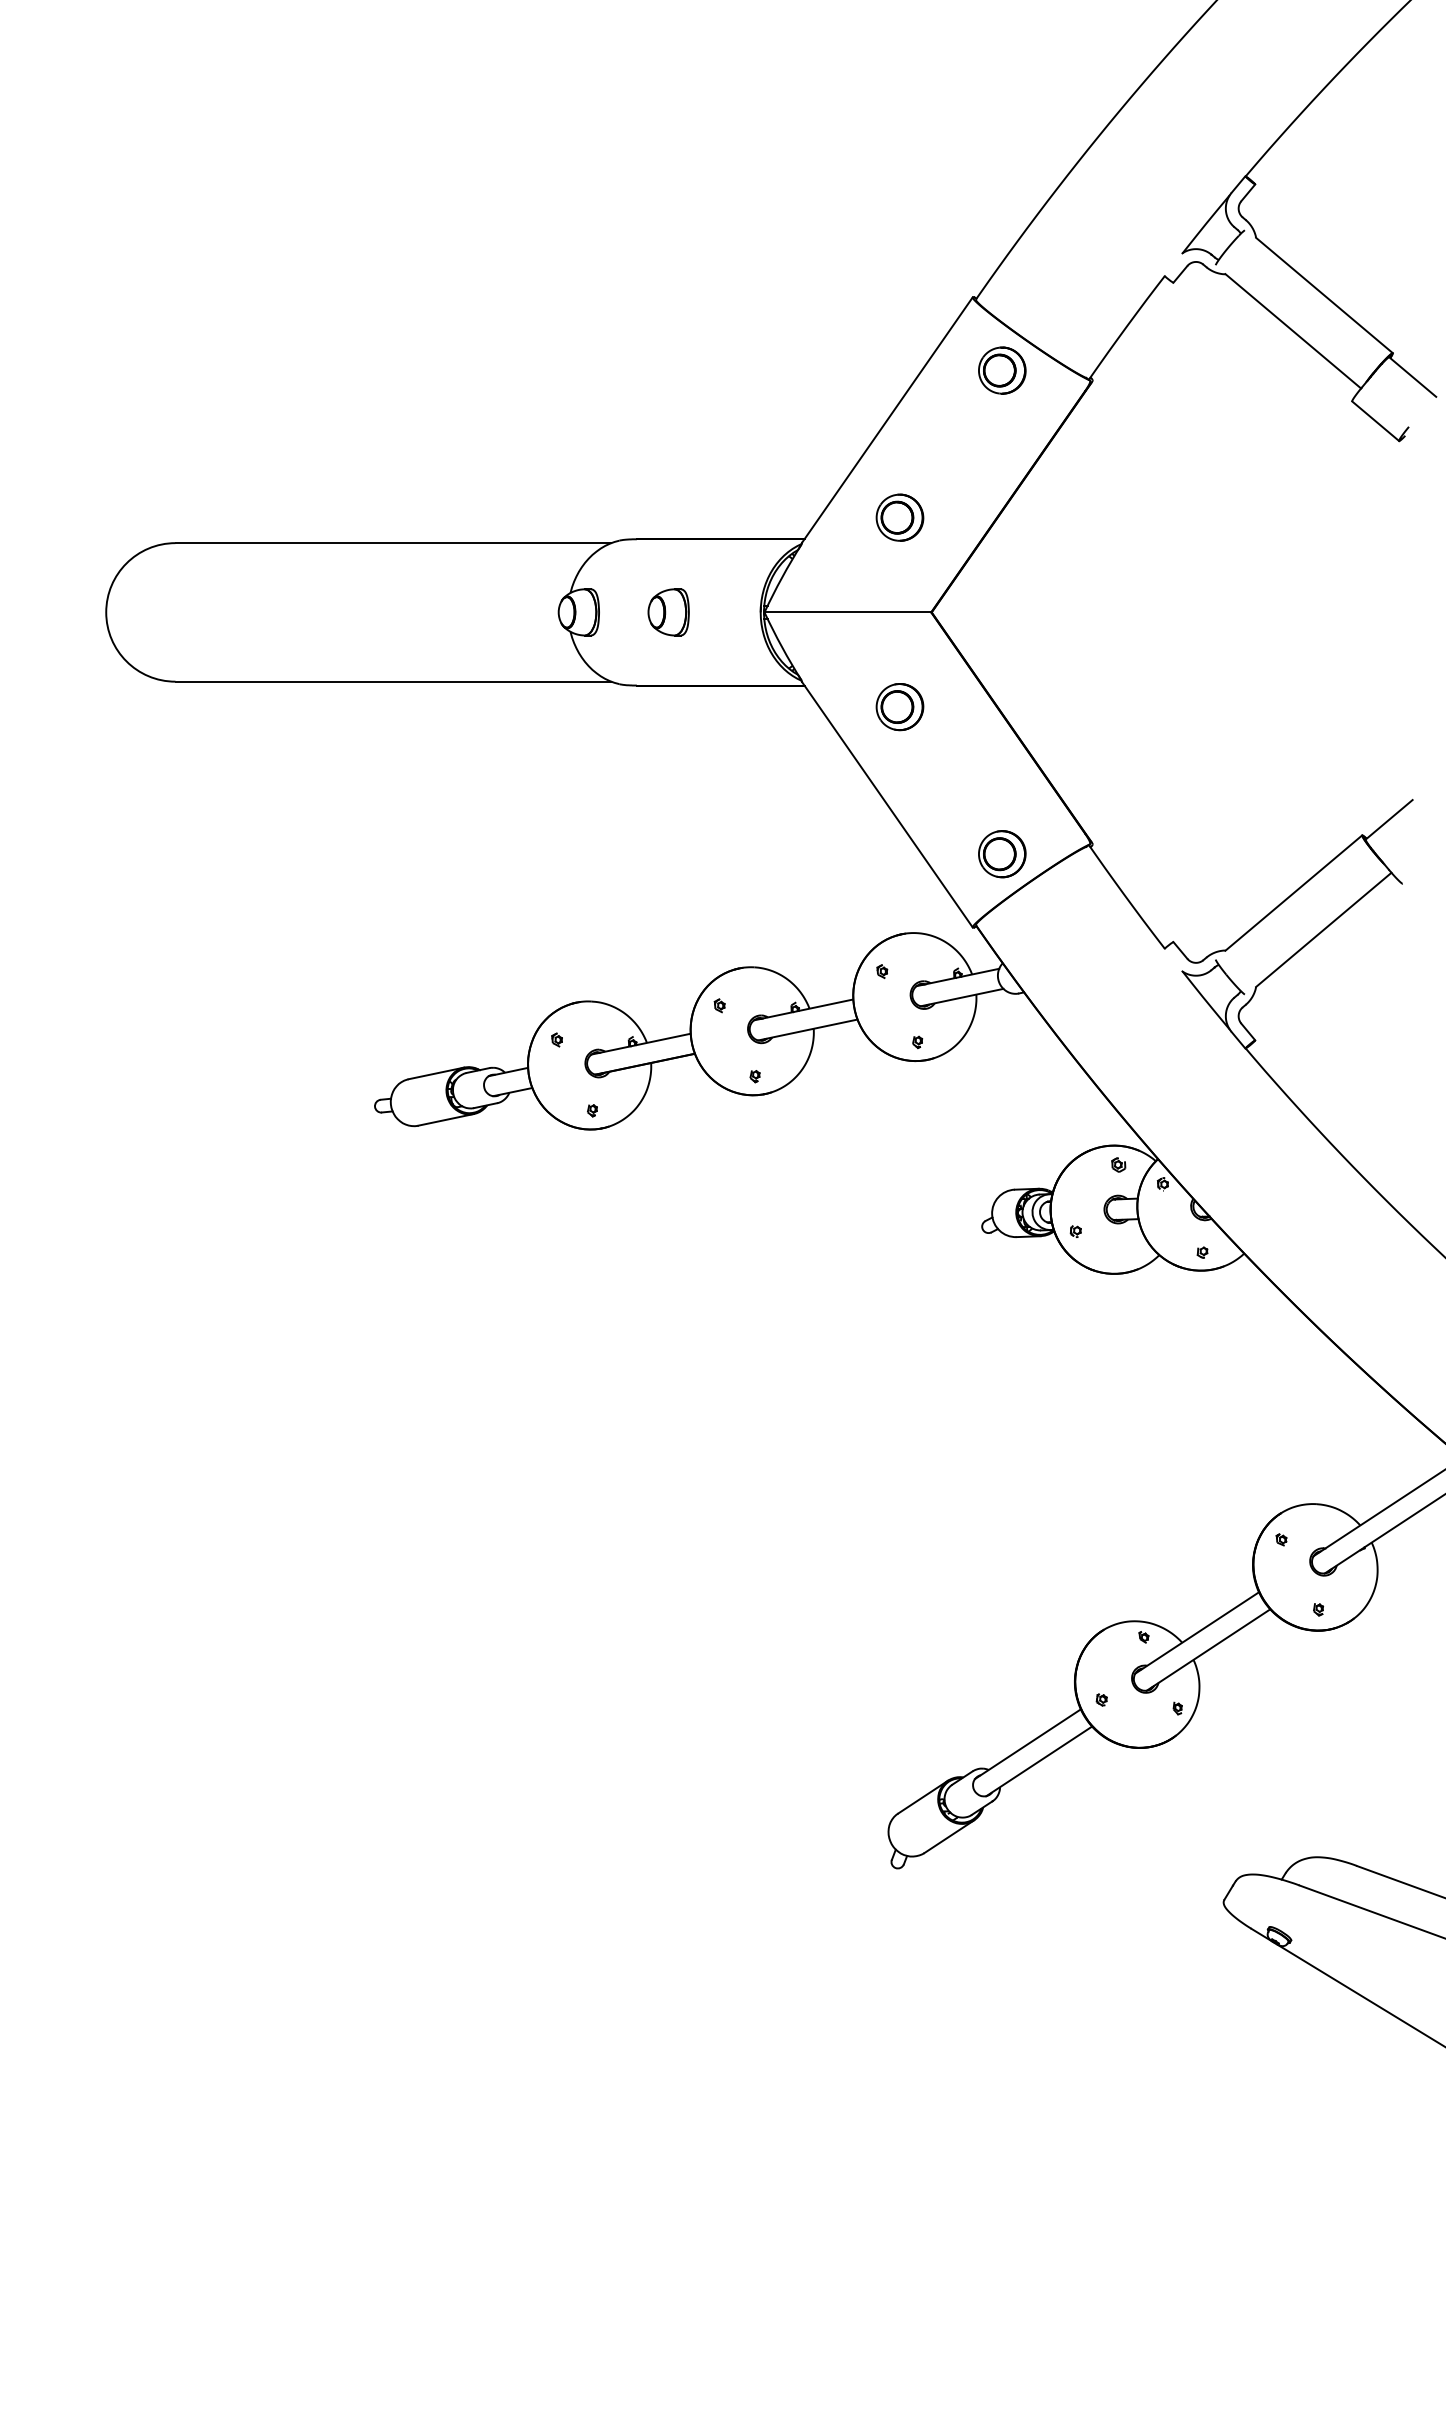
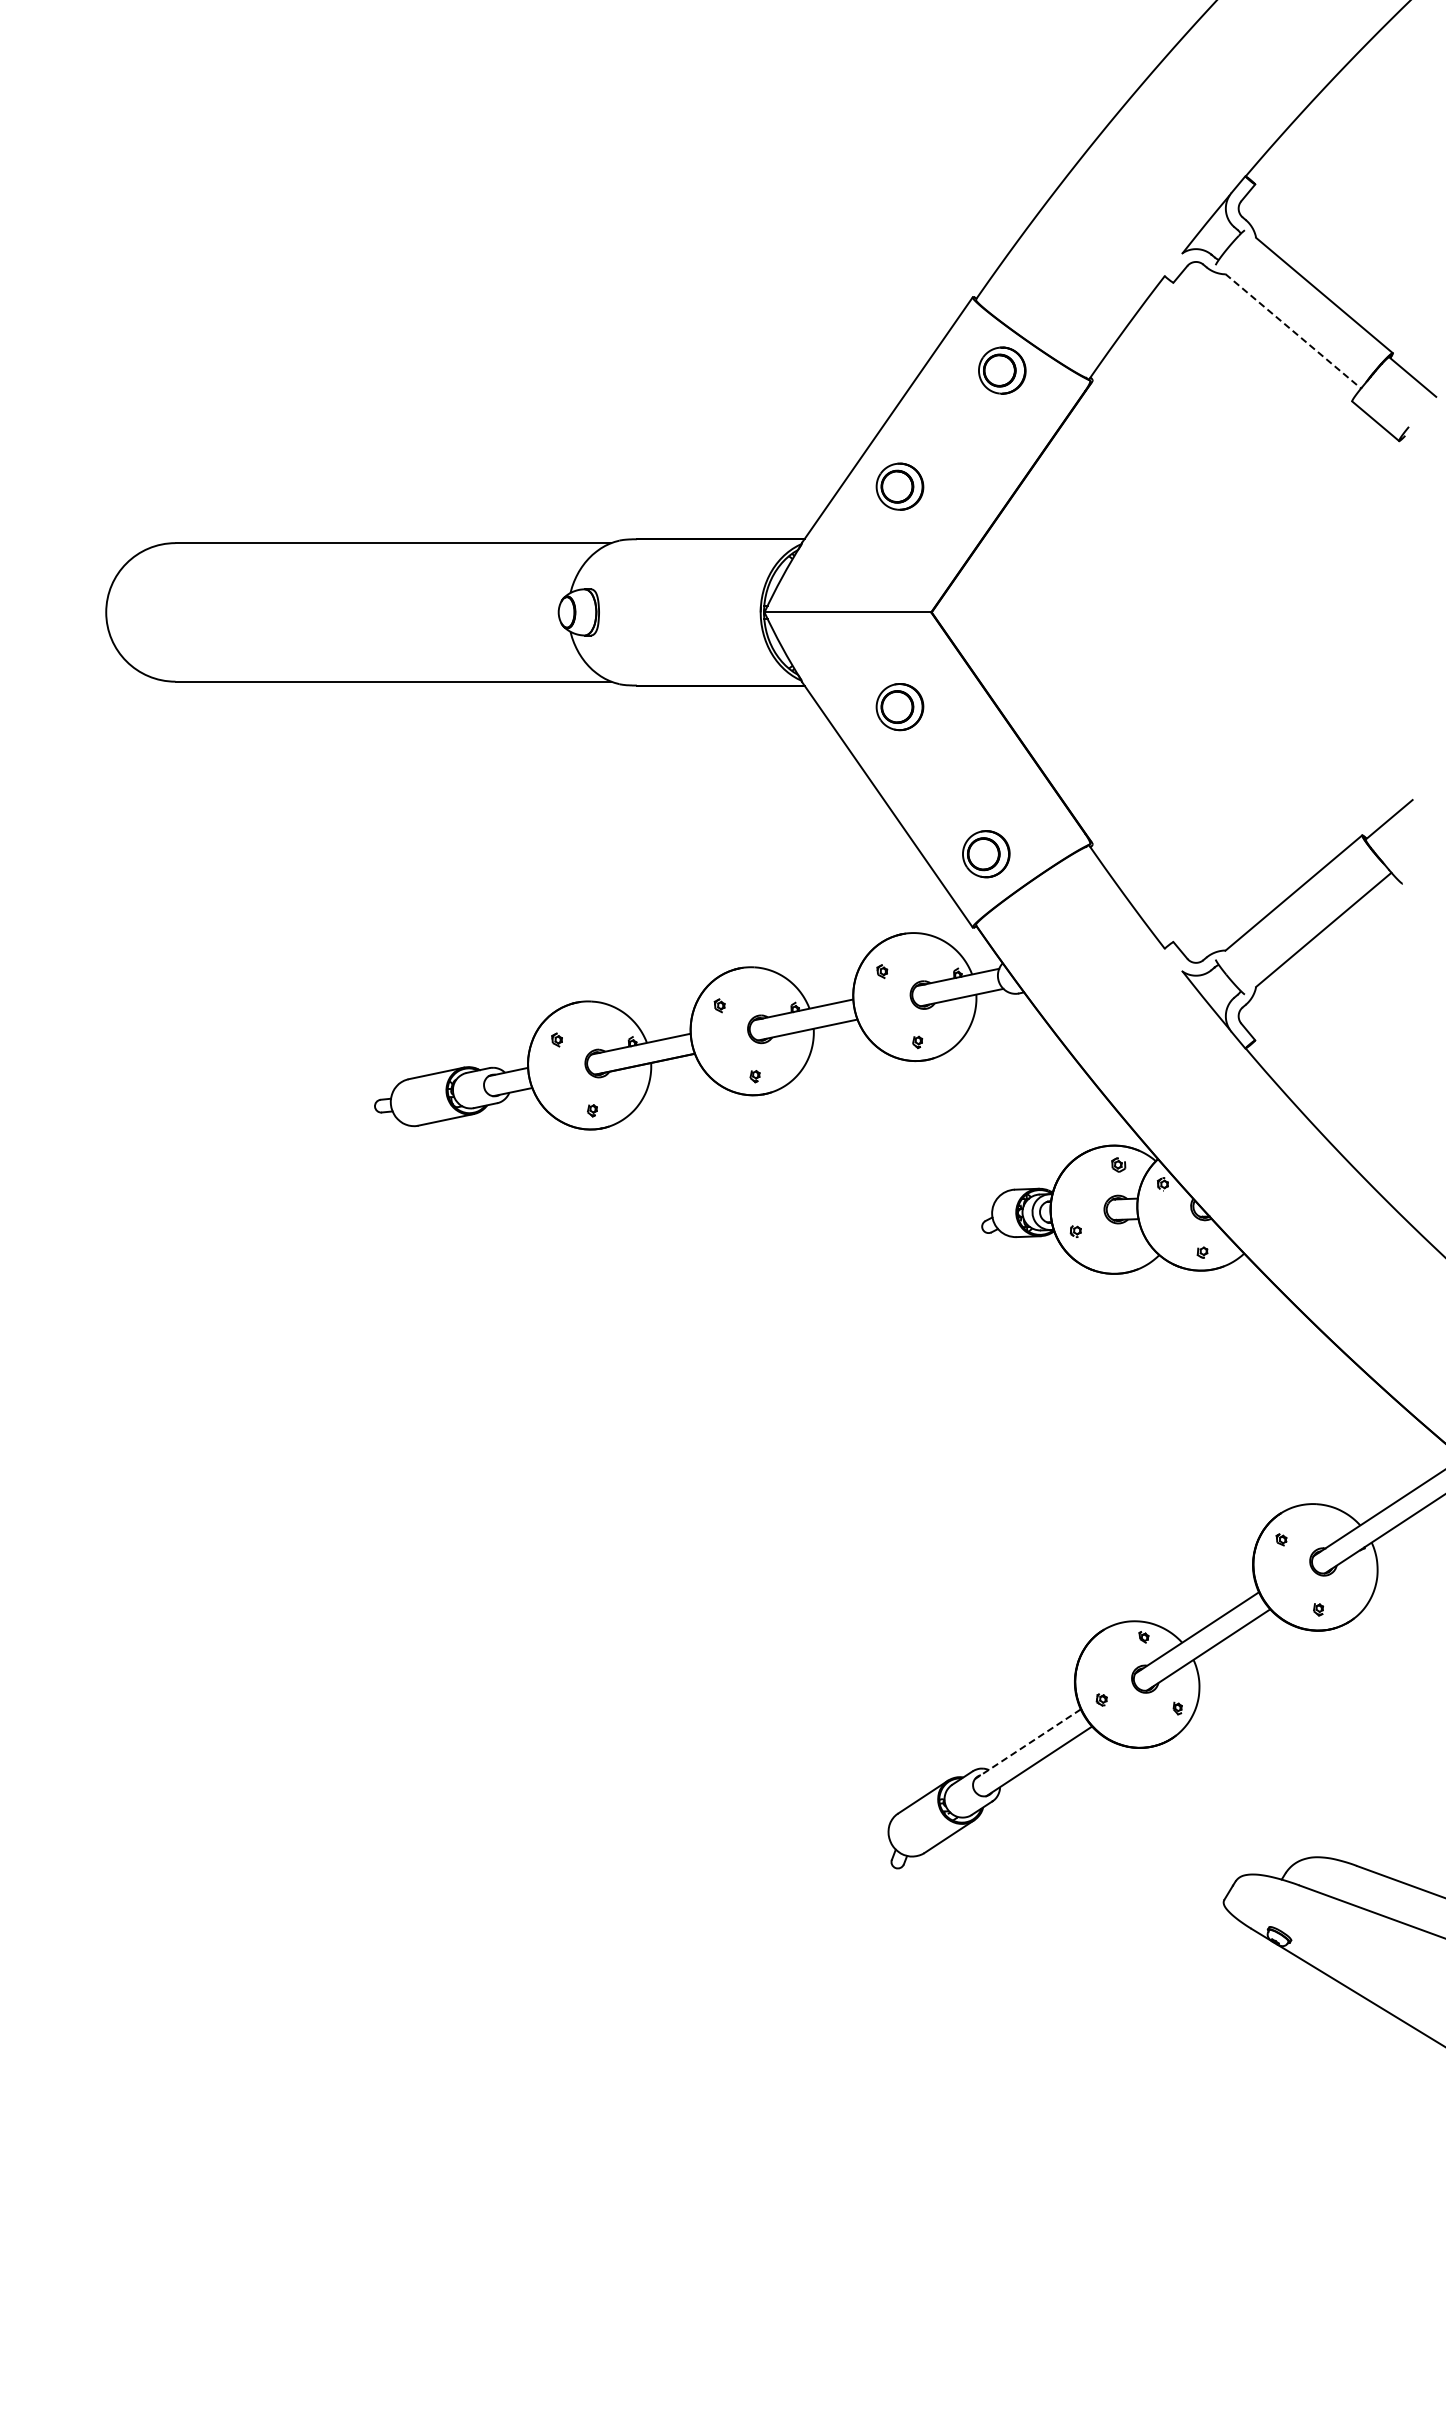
line: solid -> dashed (1293, 331)
part position: (899, 517) -> (899, 486) (899, 486)
part: present -> none (668, 612)
part position: (1002, 854) -> (986, 854) (986, 854)
line: solid -> dashed (1027, 1744)
